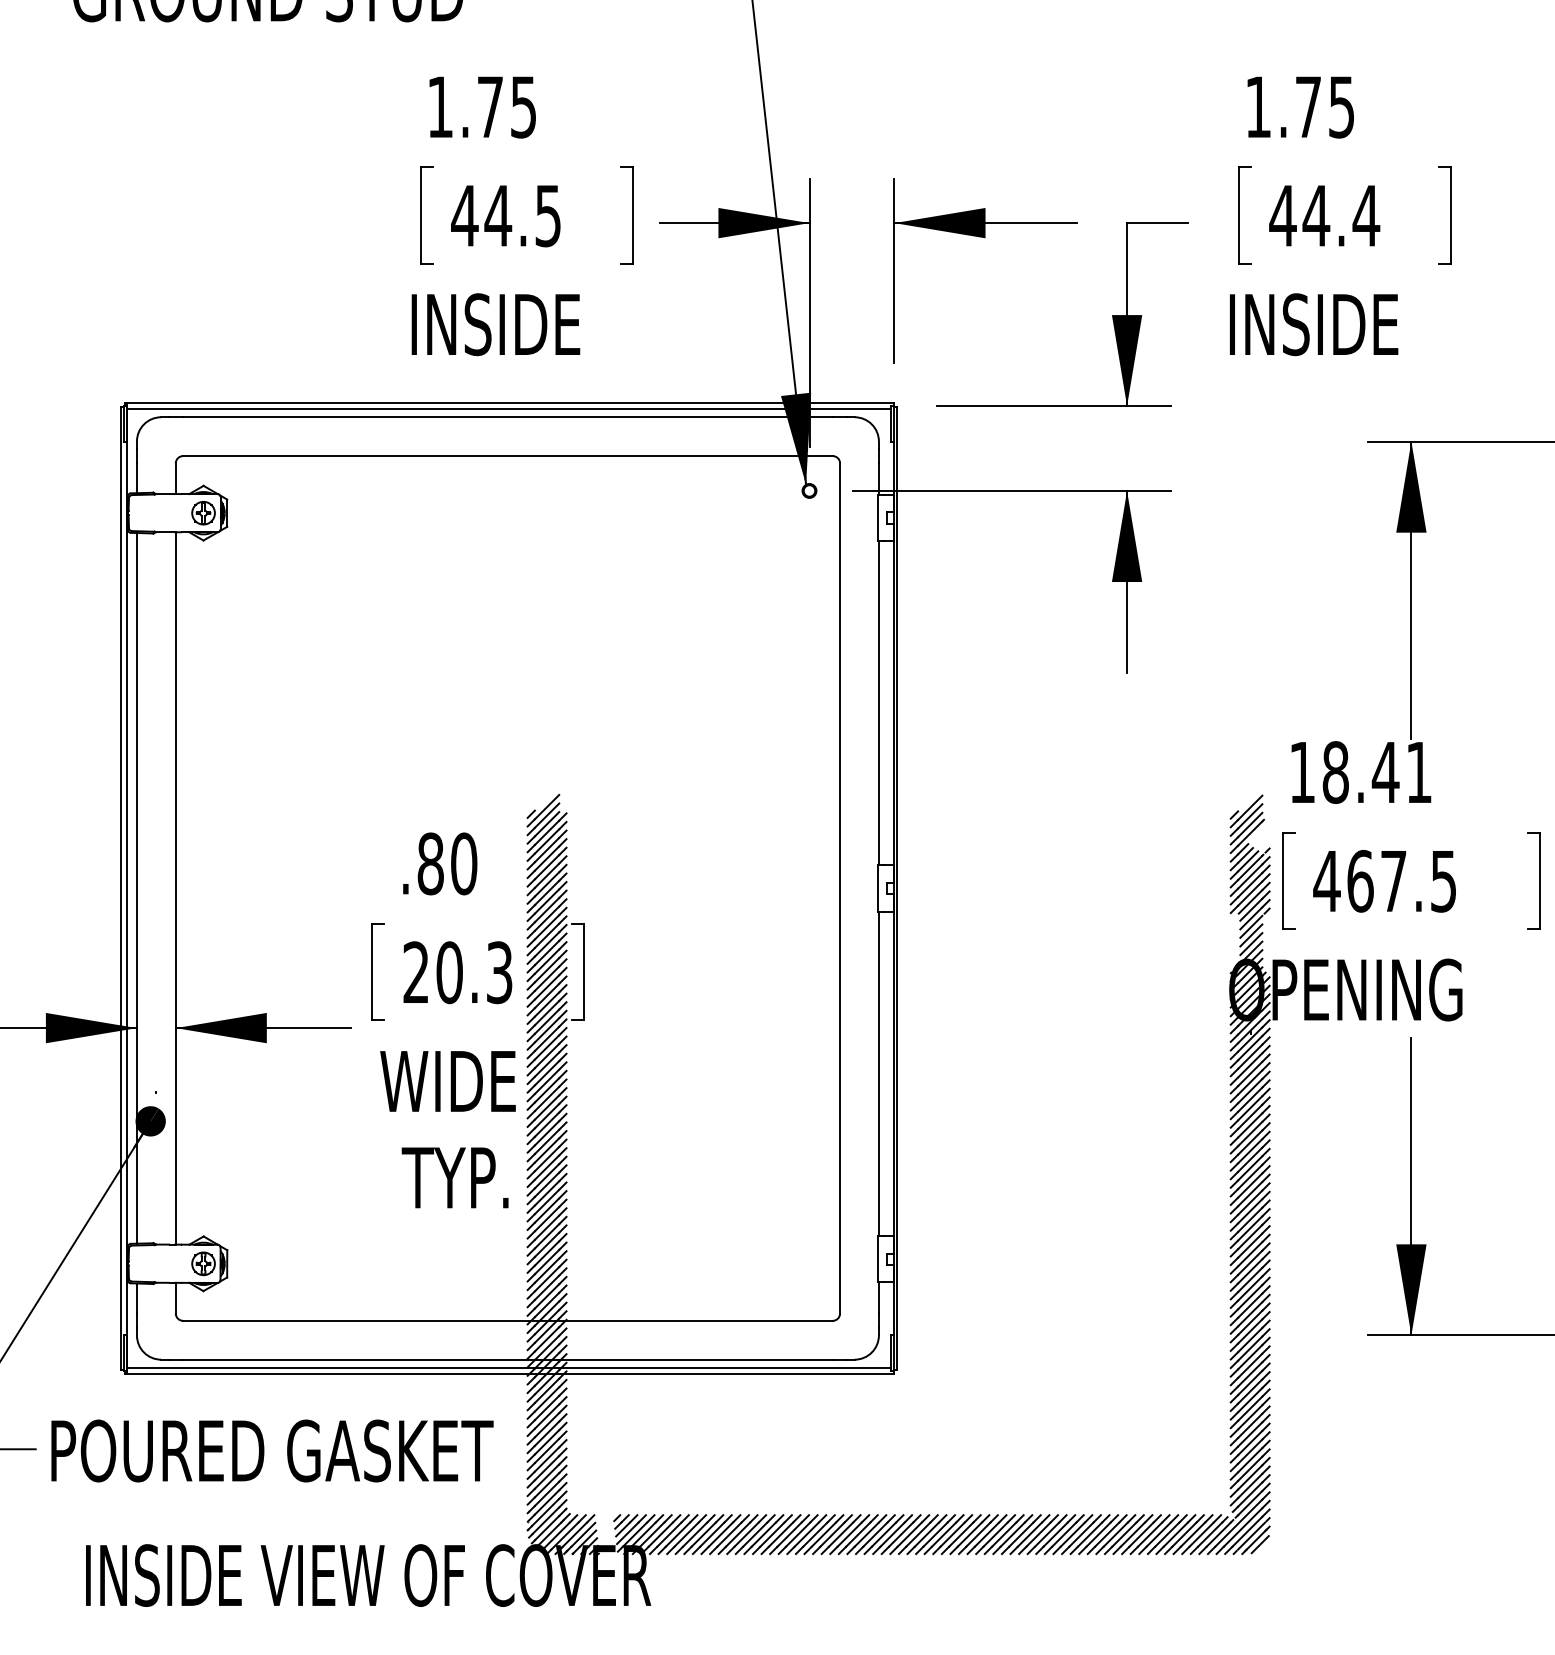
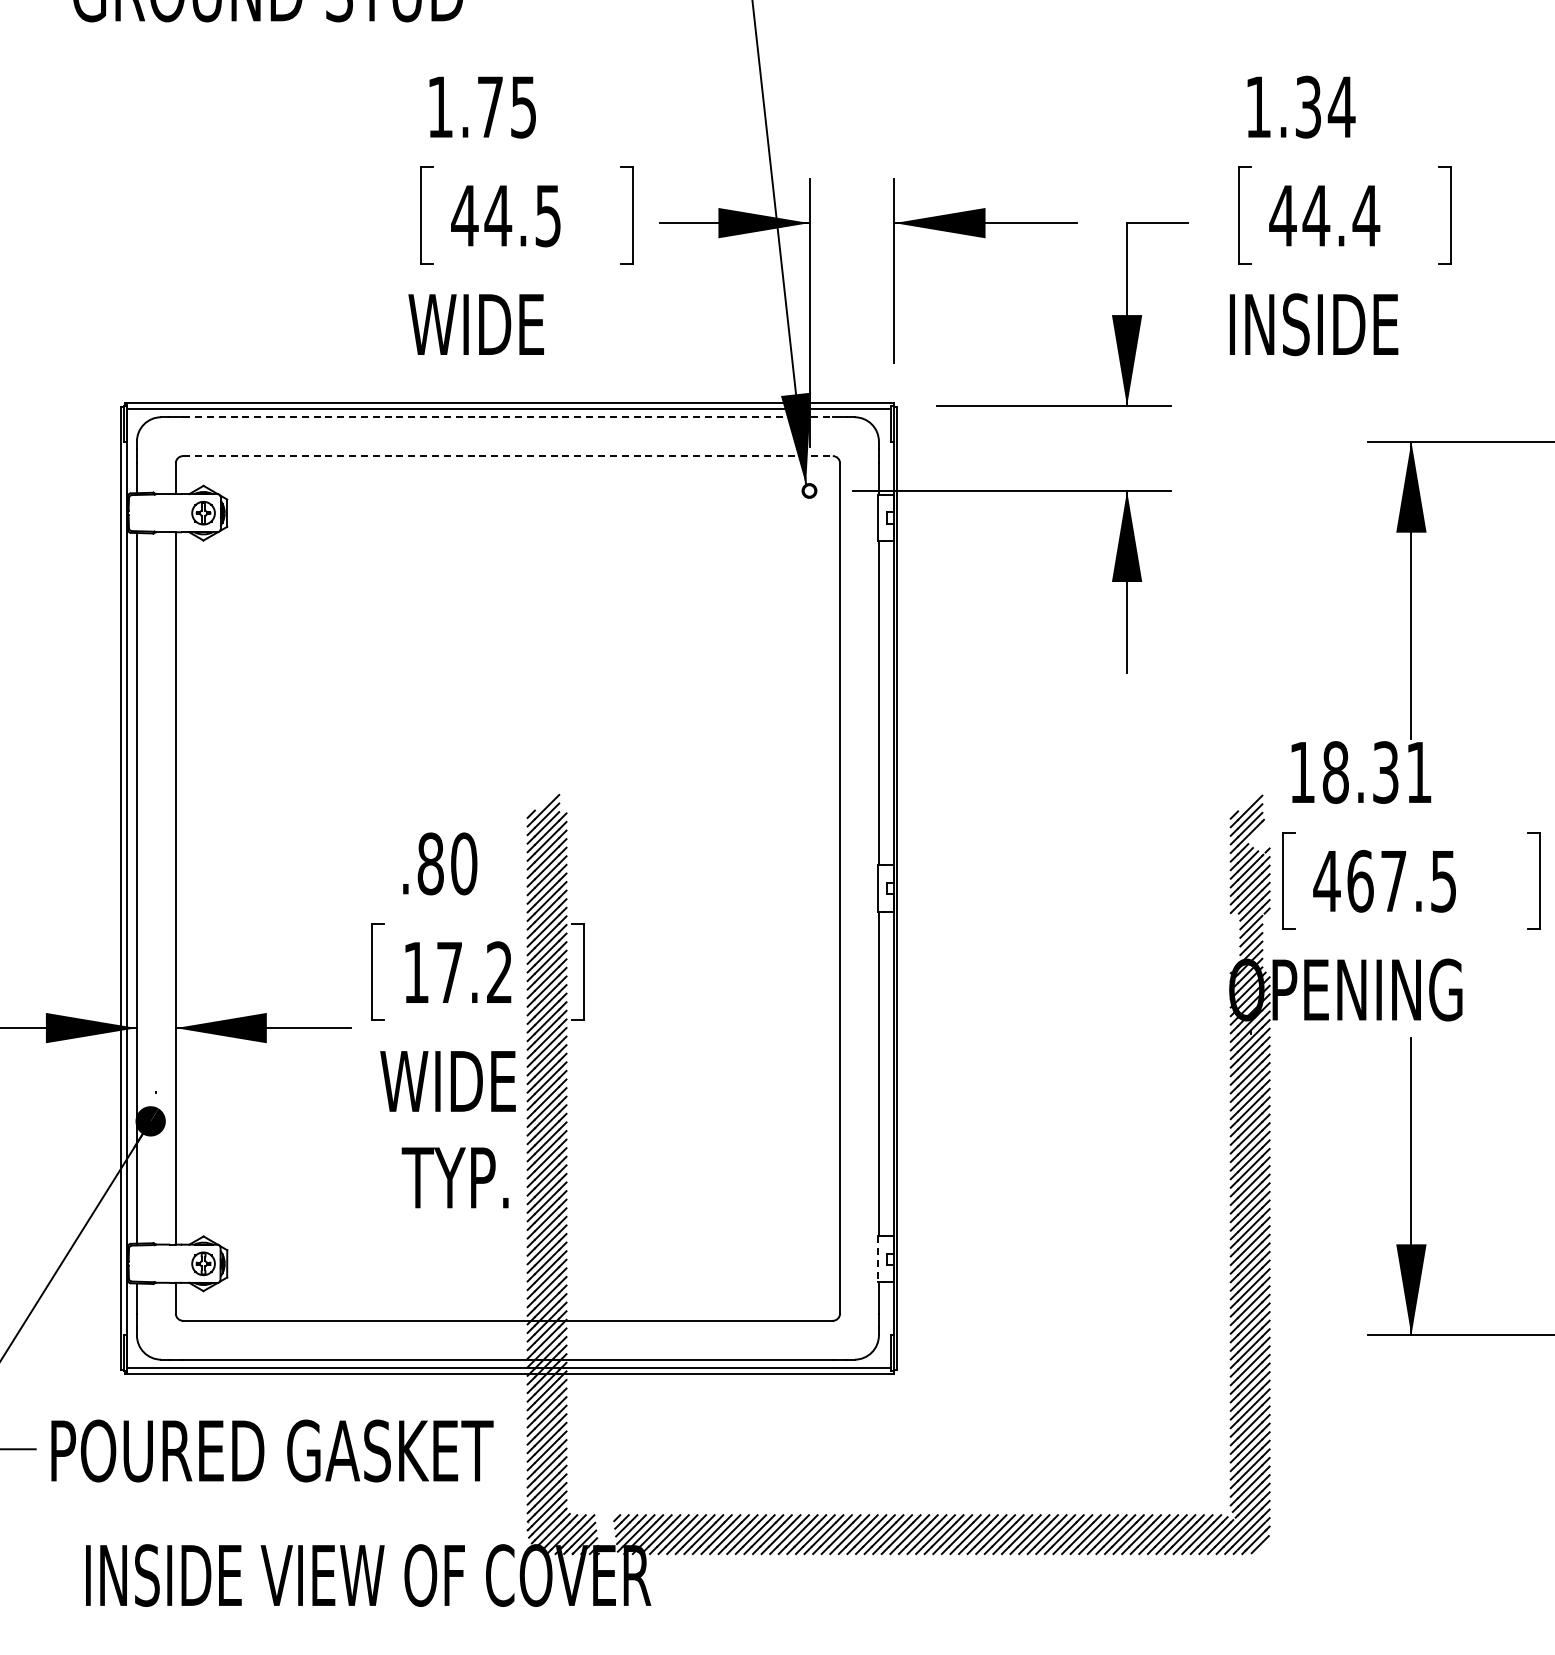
text: 1.75 -> 1.34 (1325, 106)
text: INSIDE -> WIDE (494, 324)
line: solid -> dashed (507, 417)
line: solid -> dashed (507, 456)
text: 18.41 -> 18.31 (1385, 772)
text: 20.3 -> 17.2 (457, 972)
line: solid -> dashed (877, 1259)
